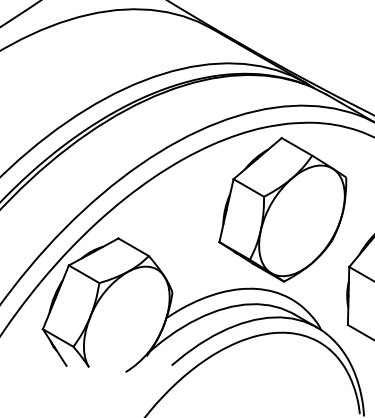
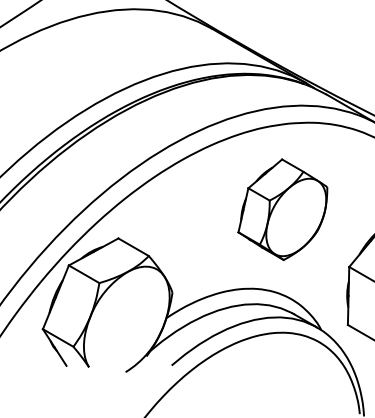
part size: 130x147 px -> 92x103 px (282, 209)
